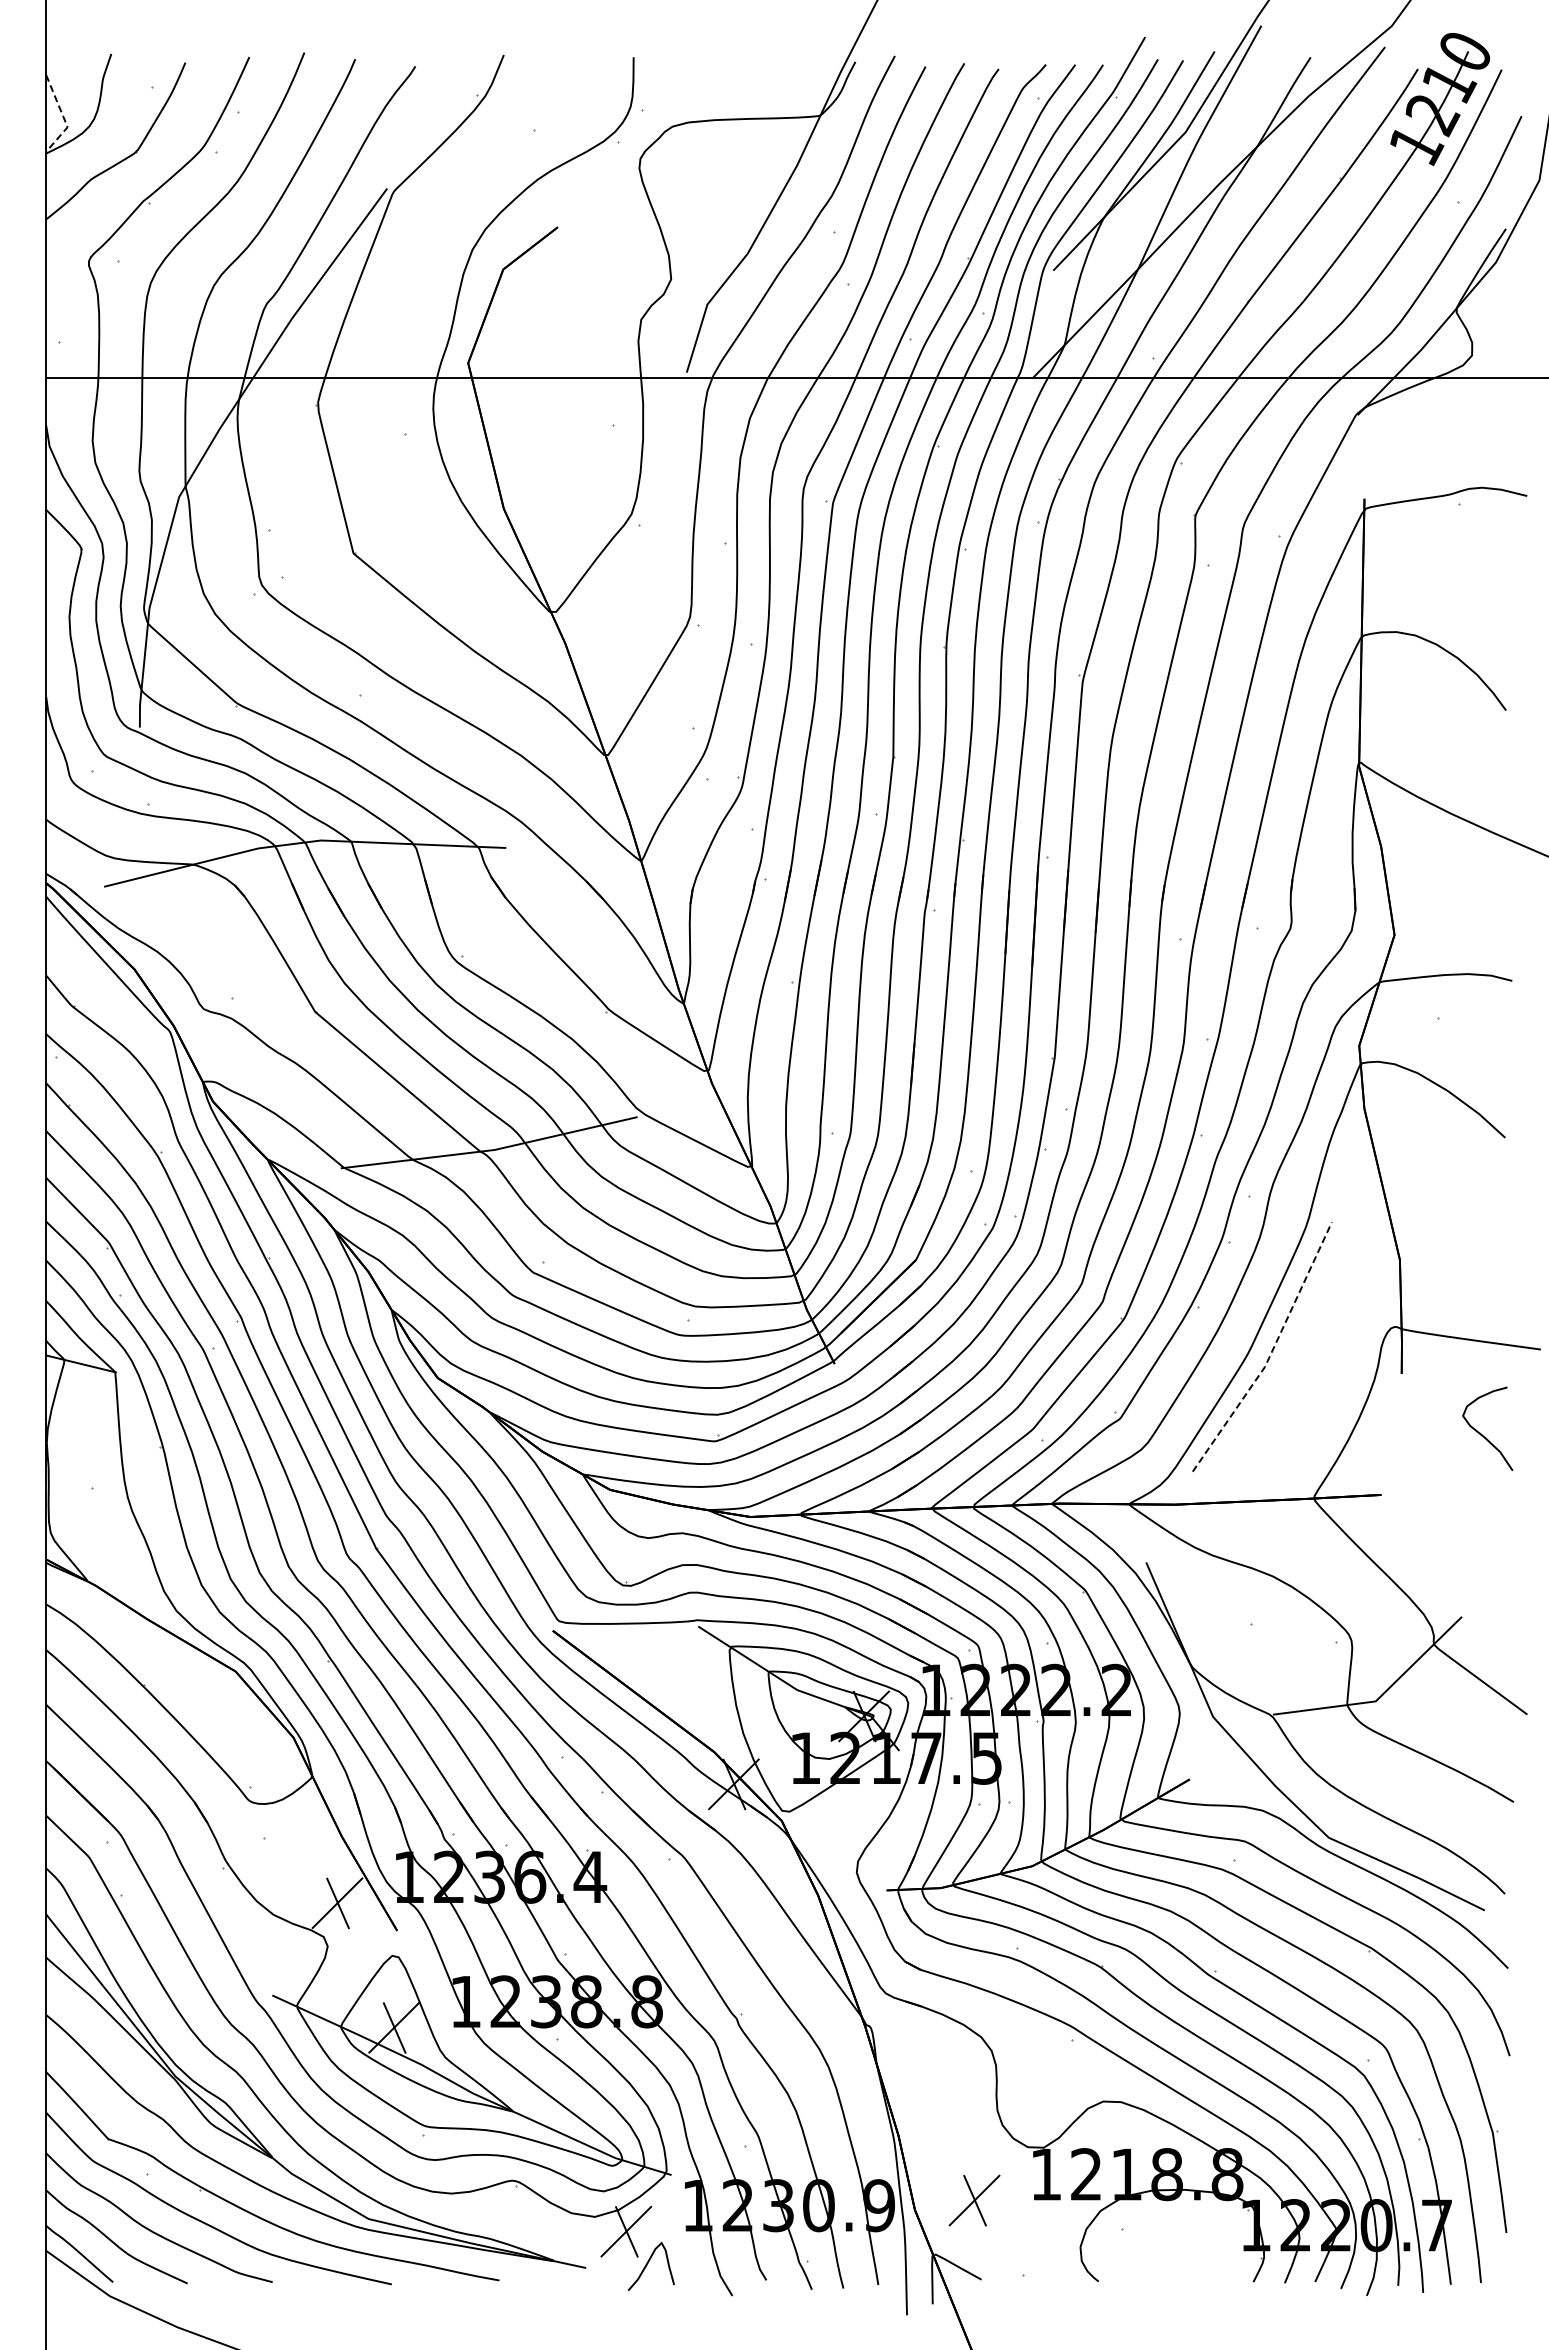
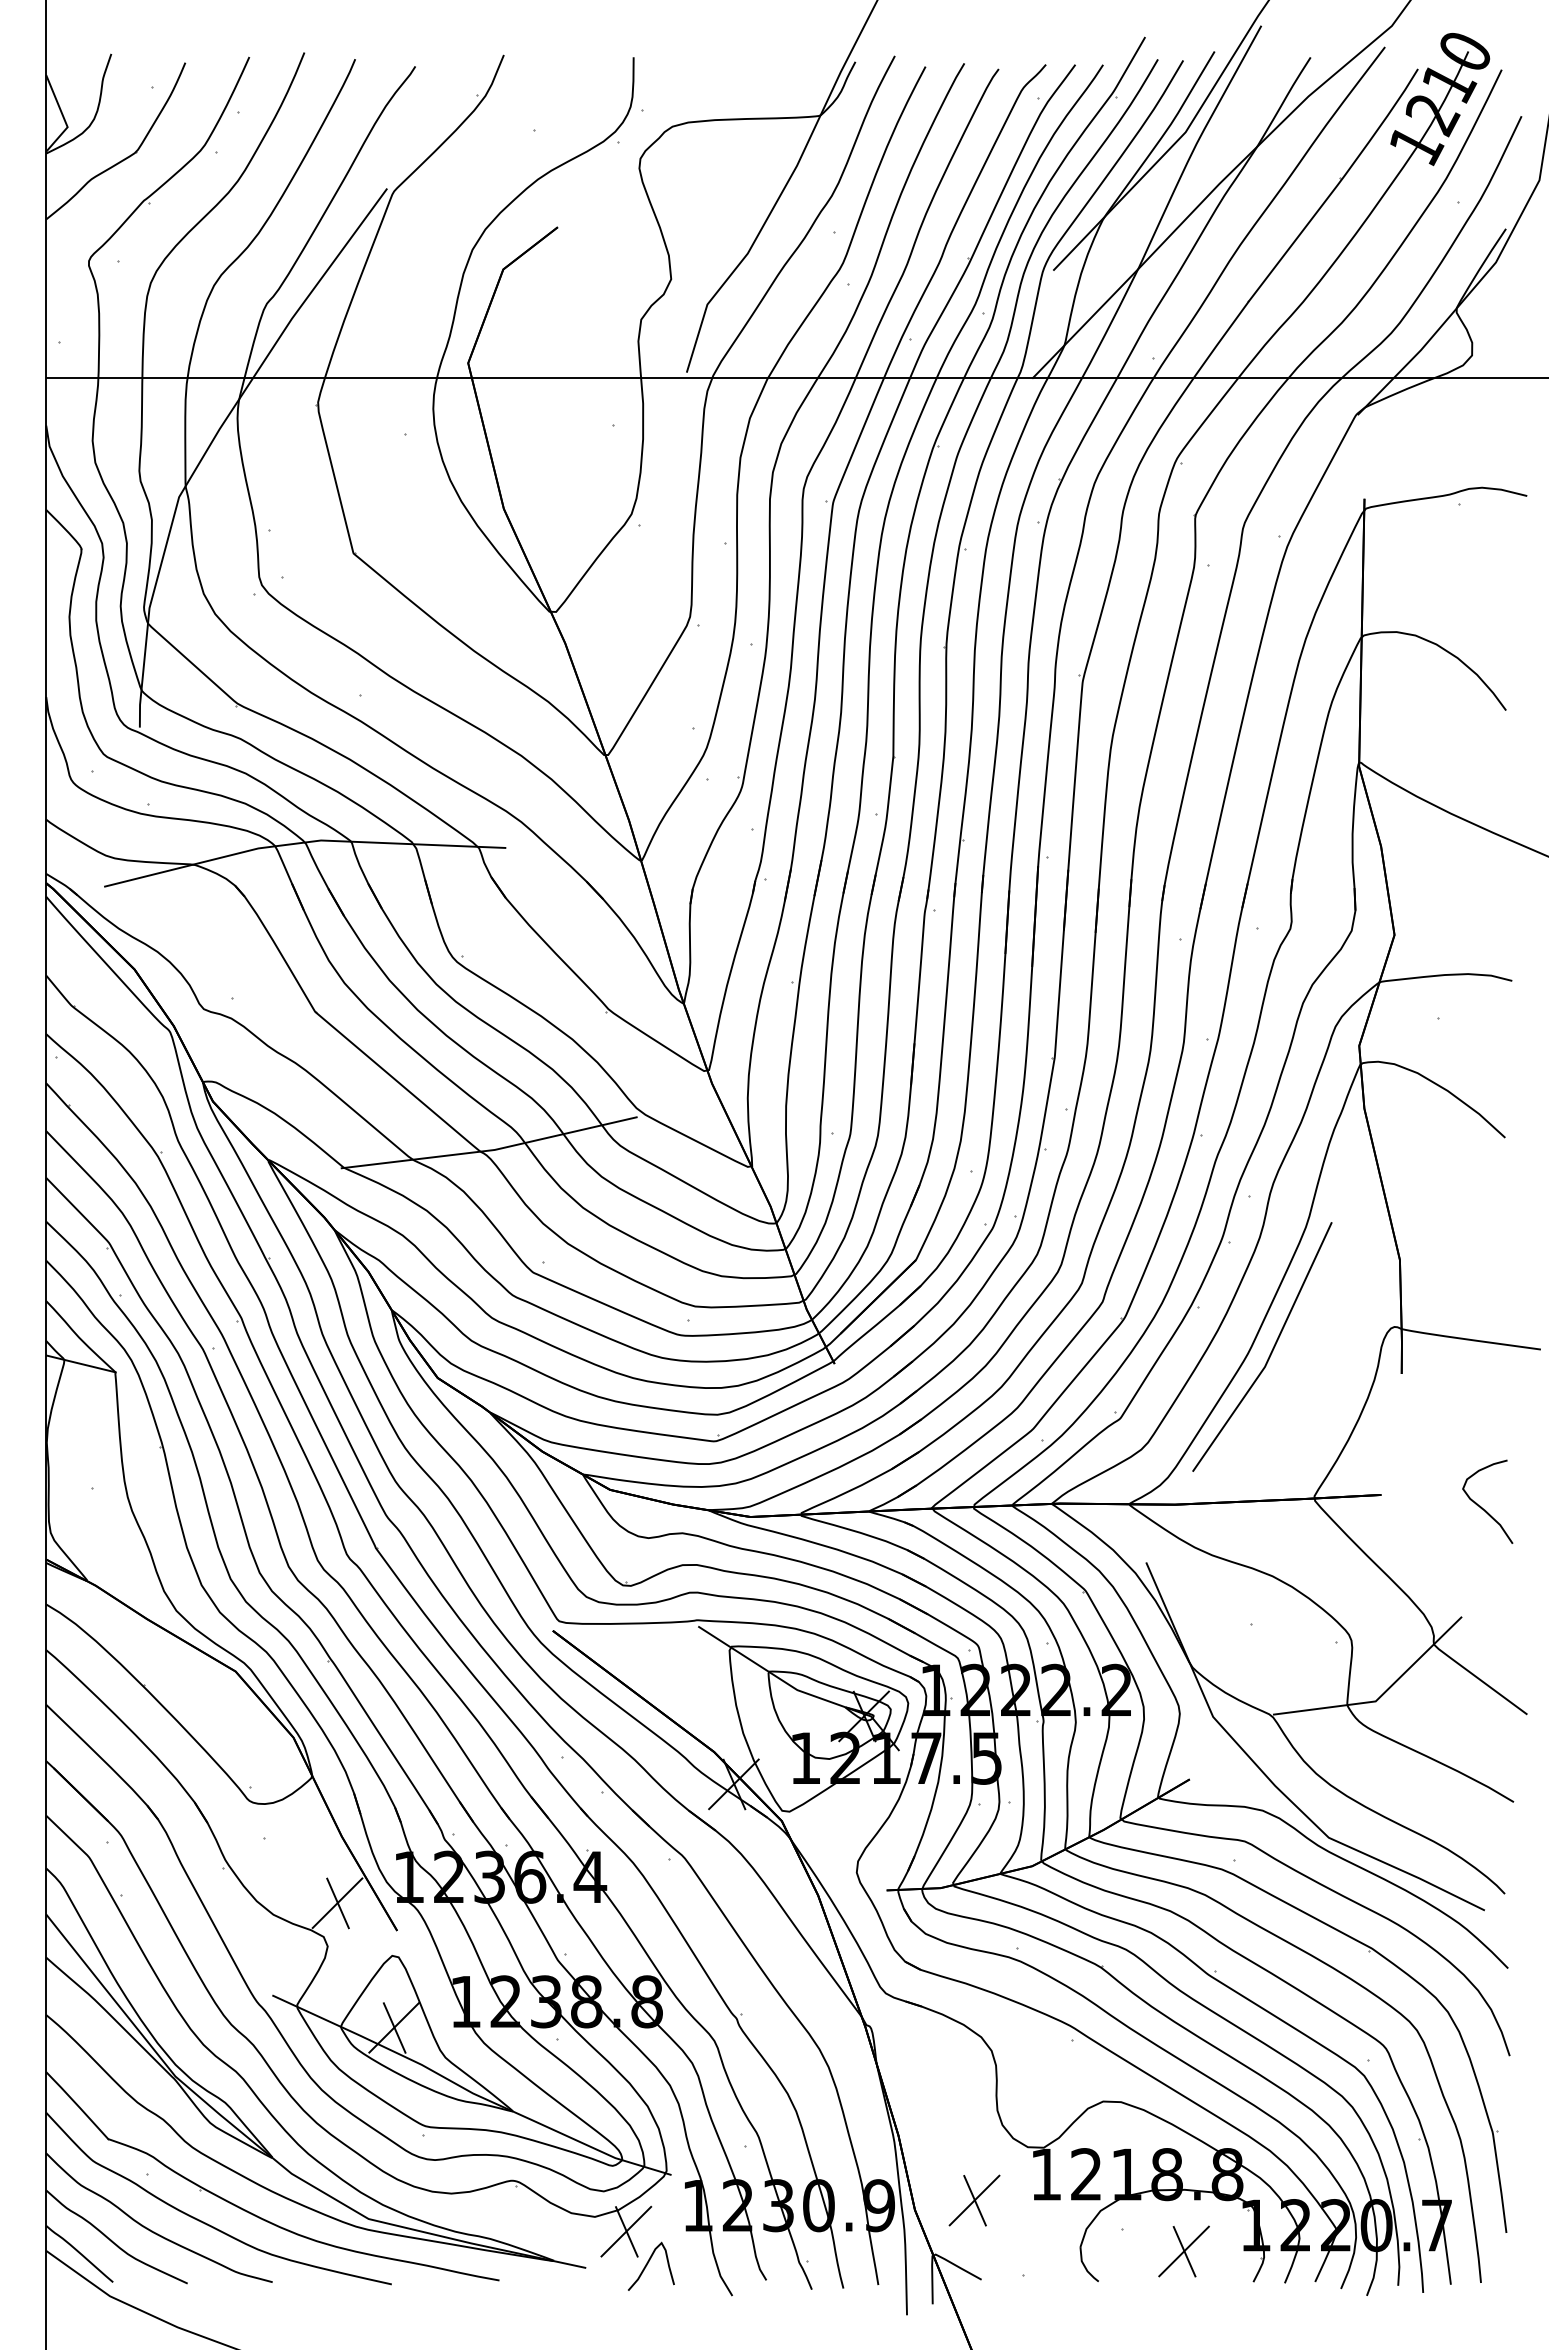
line: dashed -> solid (63, 117)
line: dashed -> solid (1271, 1352)
curve position: (1481, 1433) -> (1481, 1506) (1481, 1506)
part: none -> present (1183, 2251)
